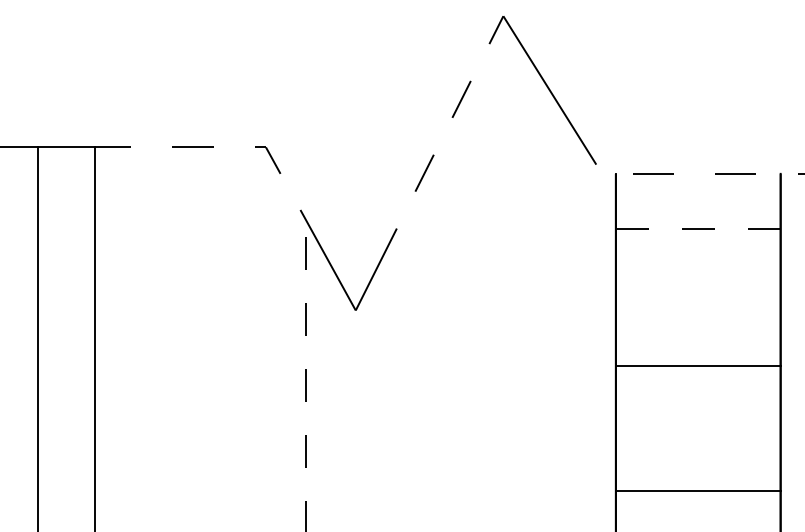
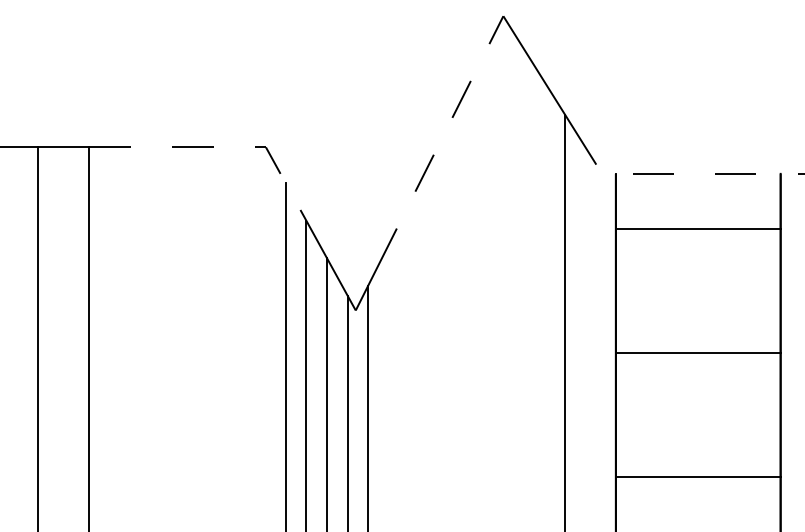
line: dashed -> solid (697, 229)
line: none -> present (565, 321)
line position: (95, 337) -> (89, 337) (89, 337)
line: none -> present (285, 355)
line position: (697, 366) -> (697, 353) (697, 353)
line: dashed -> solid (306, 376)
line: none -> present (326, 393)
line: none -> present (368, 406)
line: none -> present (347, 411)
line position: (697, 490) -> (697, 476) (697, 476)
